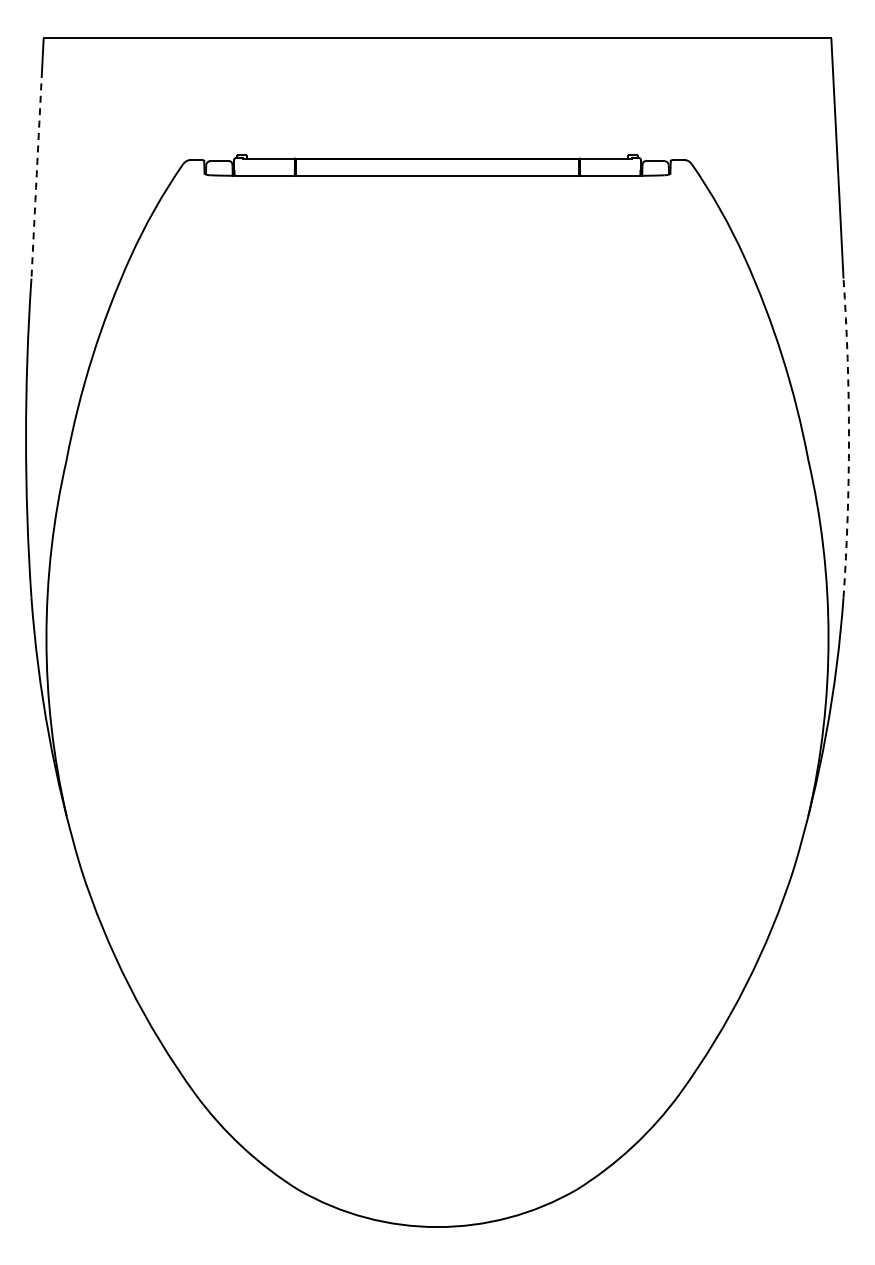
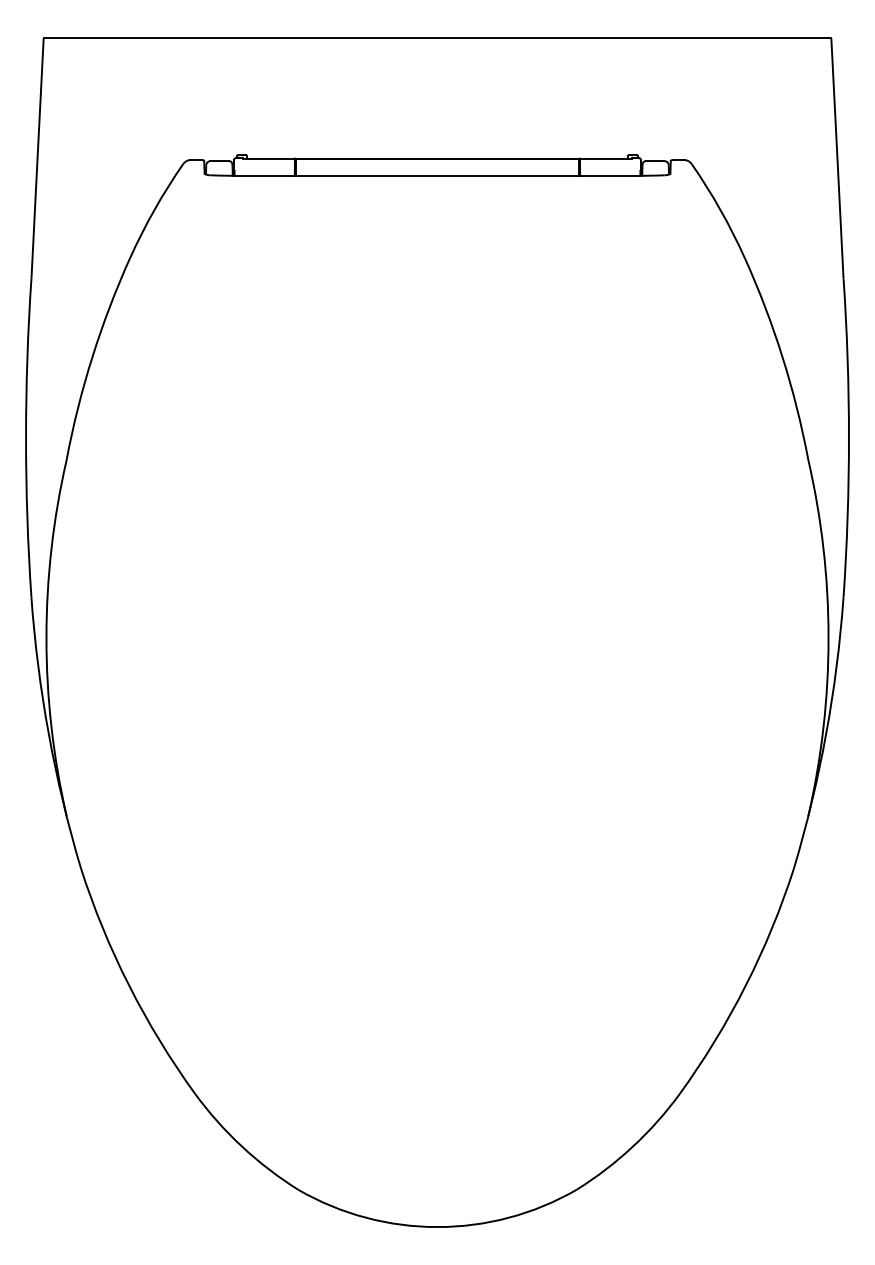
arc: dashed -> solid (36, 174)
arc: dashed -> solid (848, 438)
